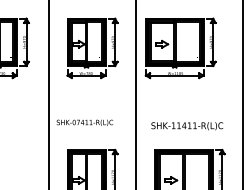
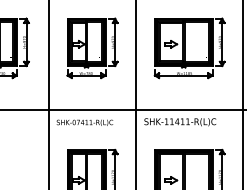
part position: (180, 48) -> (189, 48) (189, 48)
line: none -> present (122, 110)
text position: (187, 126) -> (180, 122) (180, 122)
